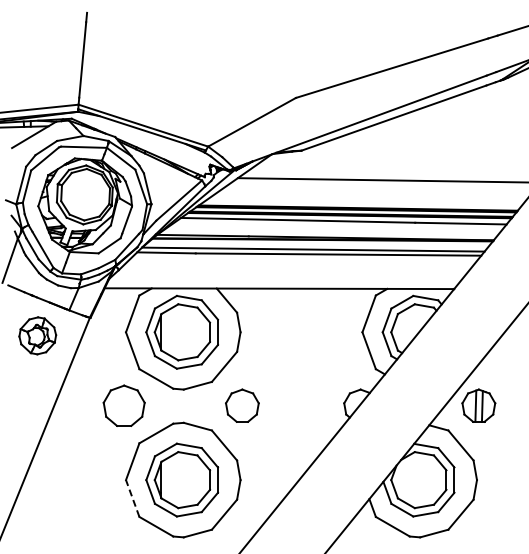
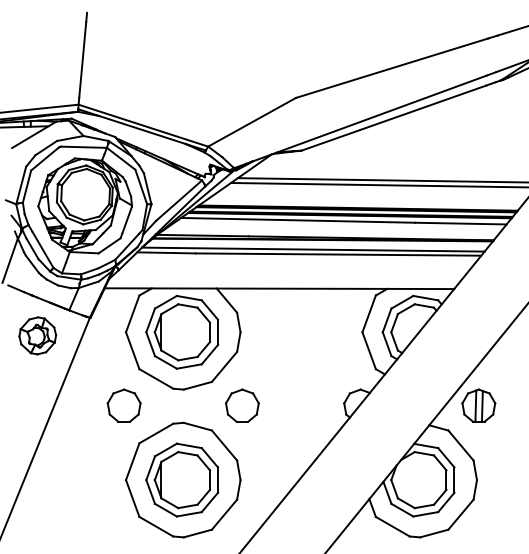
line: none -> present (378, 184)
part size: 44x43 px -> 36x35 px (123, 405)
line: dashed -> solid (132, 498)
